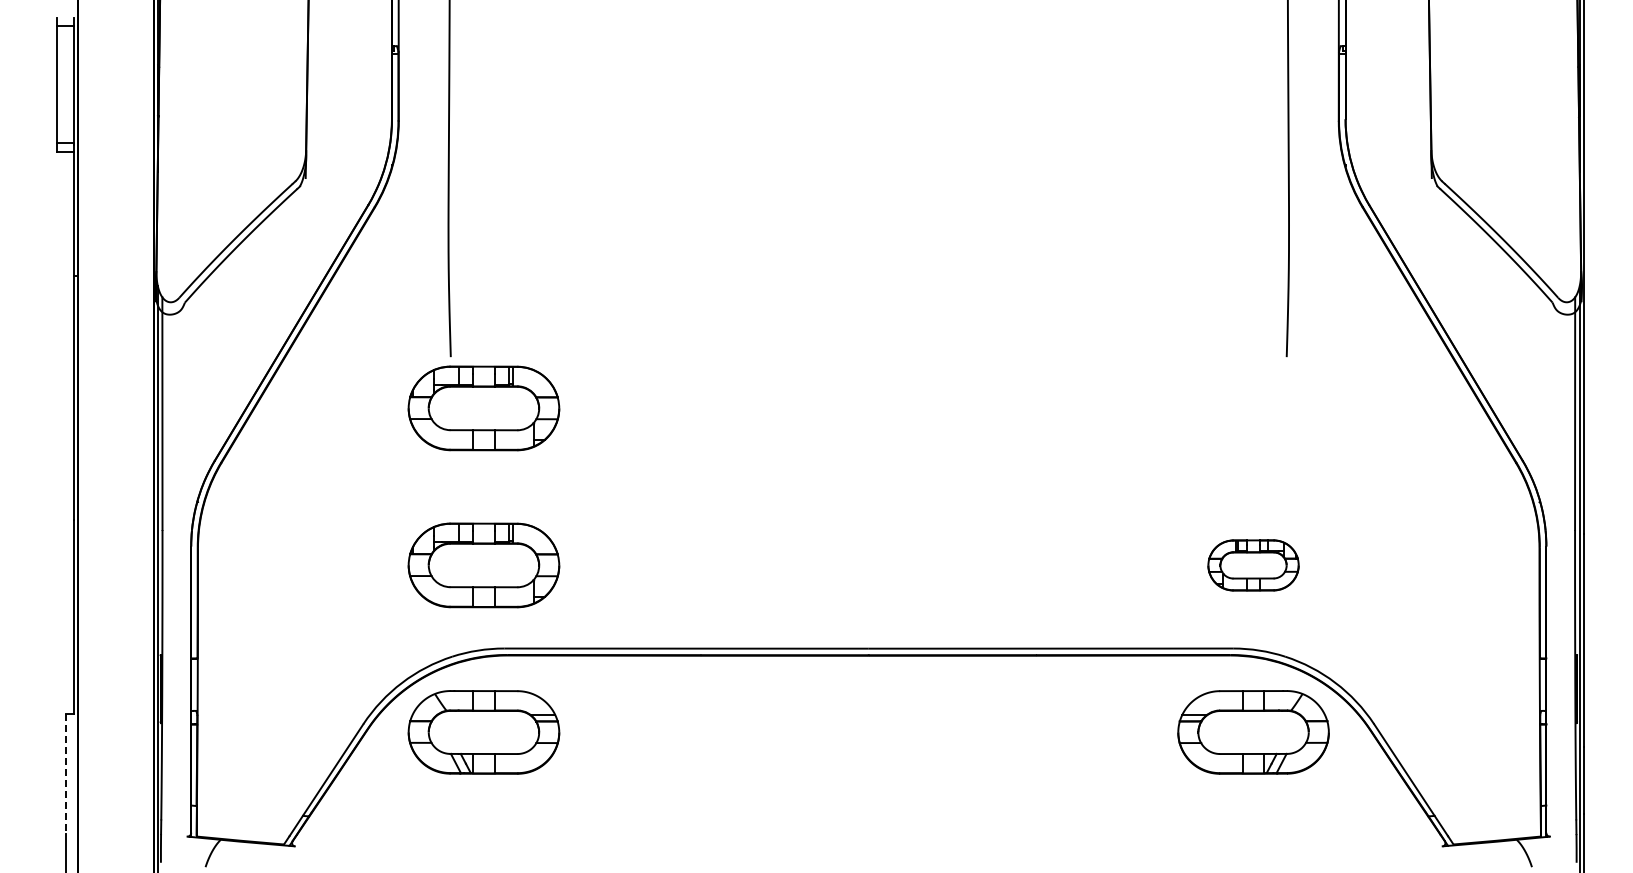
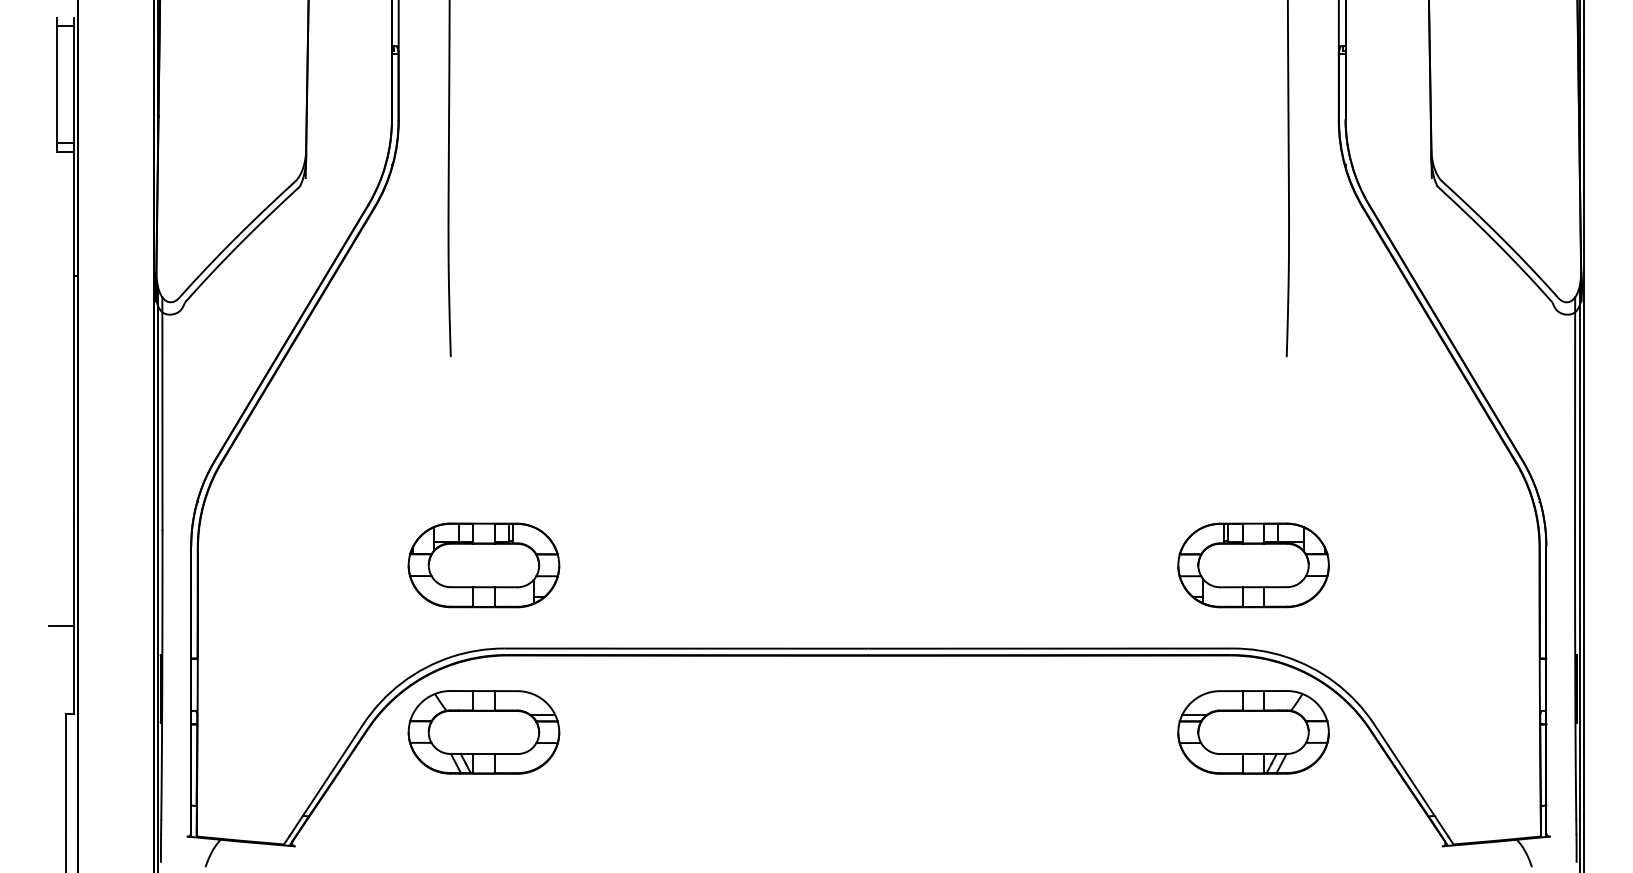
part: present -> none (483, 408)
part size: 93x53 px -> 153x87 px (1253, 565)
line: none -> present (61, 625)
line: dashed -> solid (65, 774)
